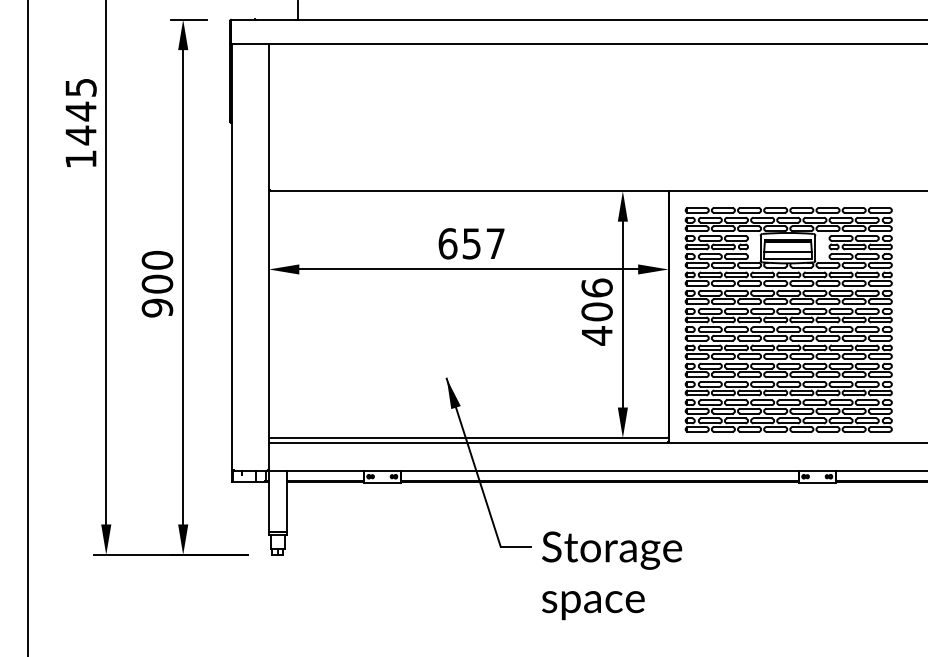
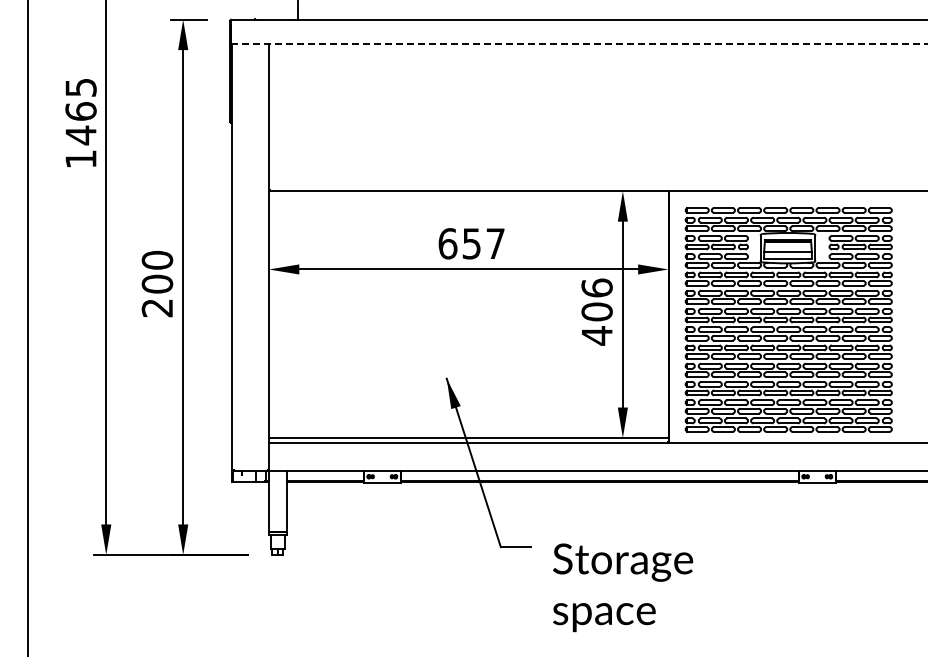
line: solid -> dashed (578, 44)
text: 1445 -> 1465 (80, 111)
text: 900 -> 200 (157, 307)
text position: (612, 575) -> (623, 587) (623, 587)
